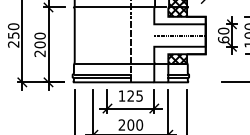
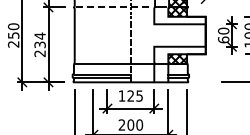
line: solid -> dashed (114, 7)
line: present -> none (179, 35)
text: 200 -> 234 (39, 40)
